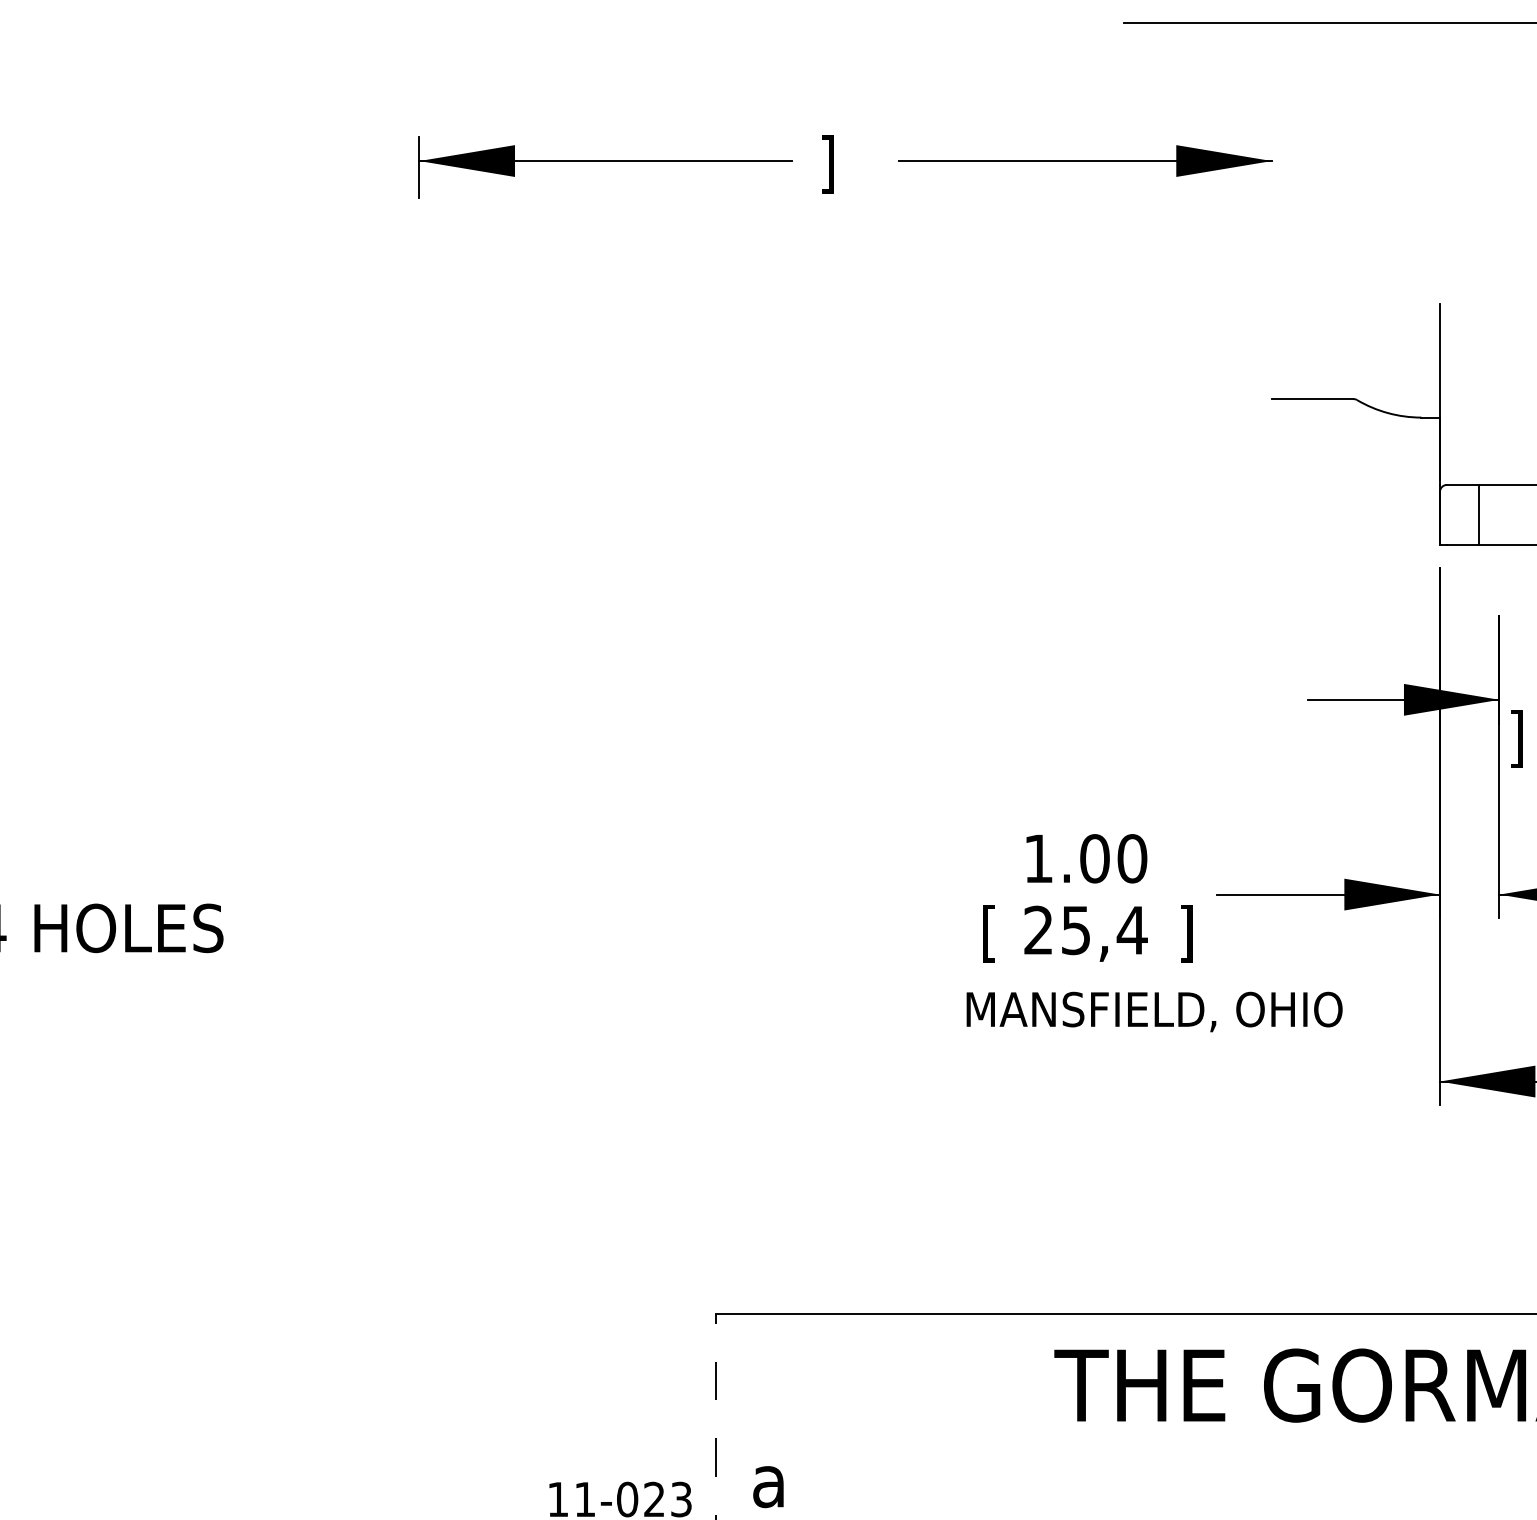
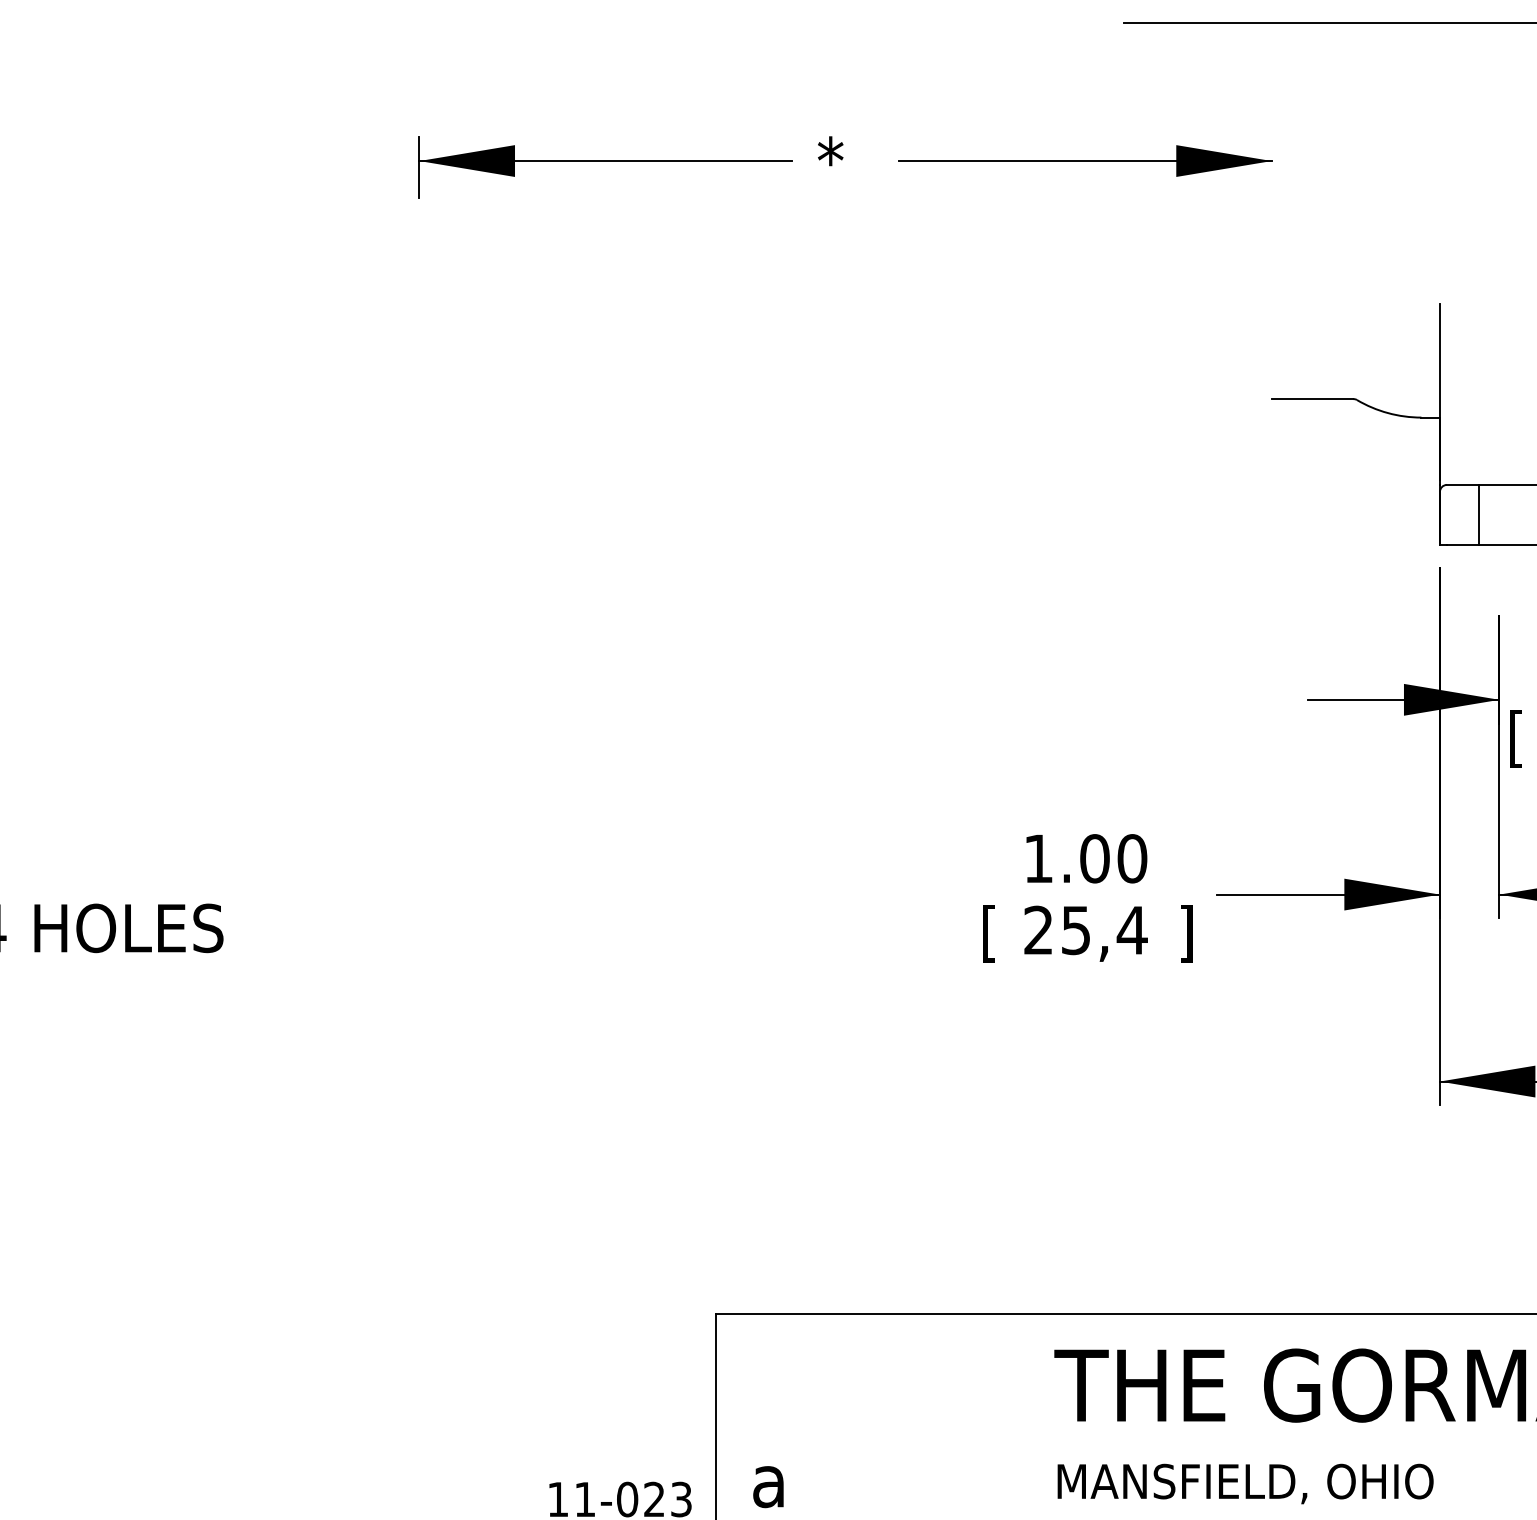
text: ] -> * (830, 164)
text: ] -> [ (1516, 738)
text position: (1154, 1011) -> (1245, 1483) (1245, 1483)
line: dashed -> solid (715, 1416)
